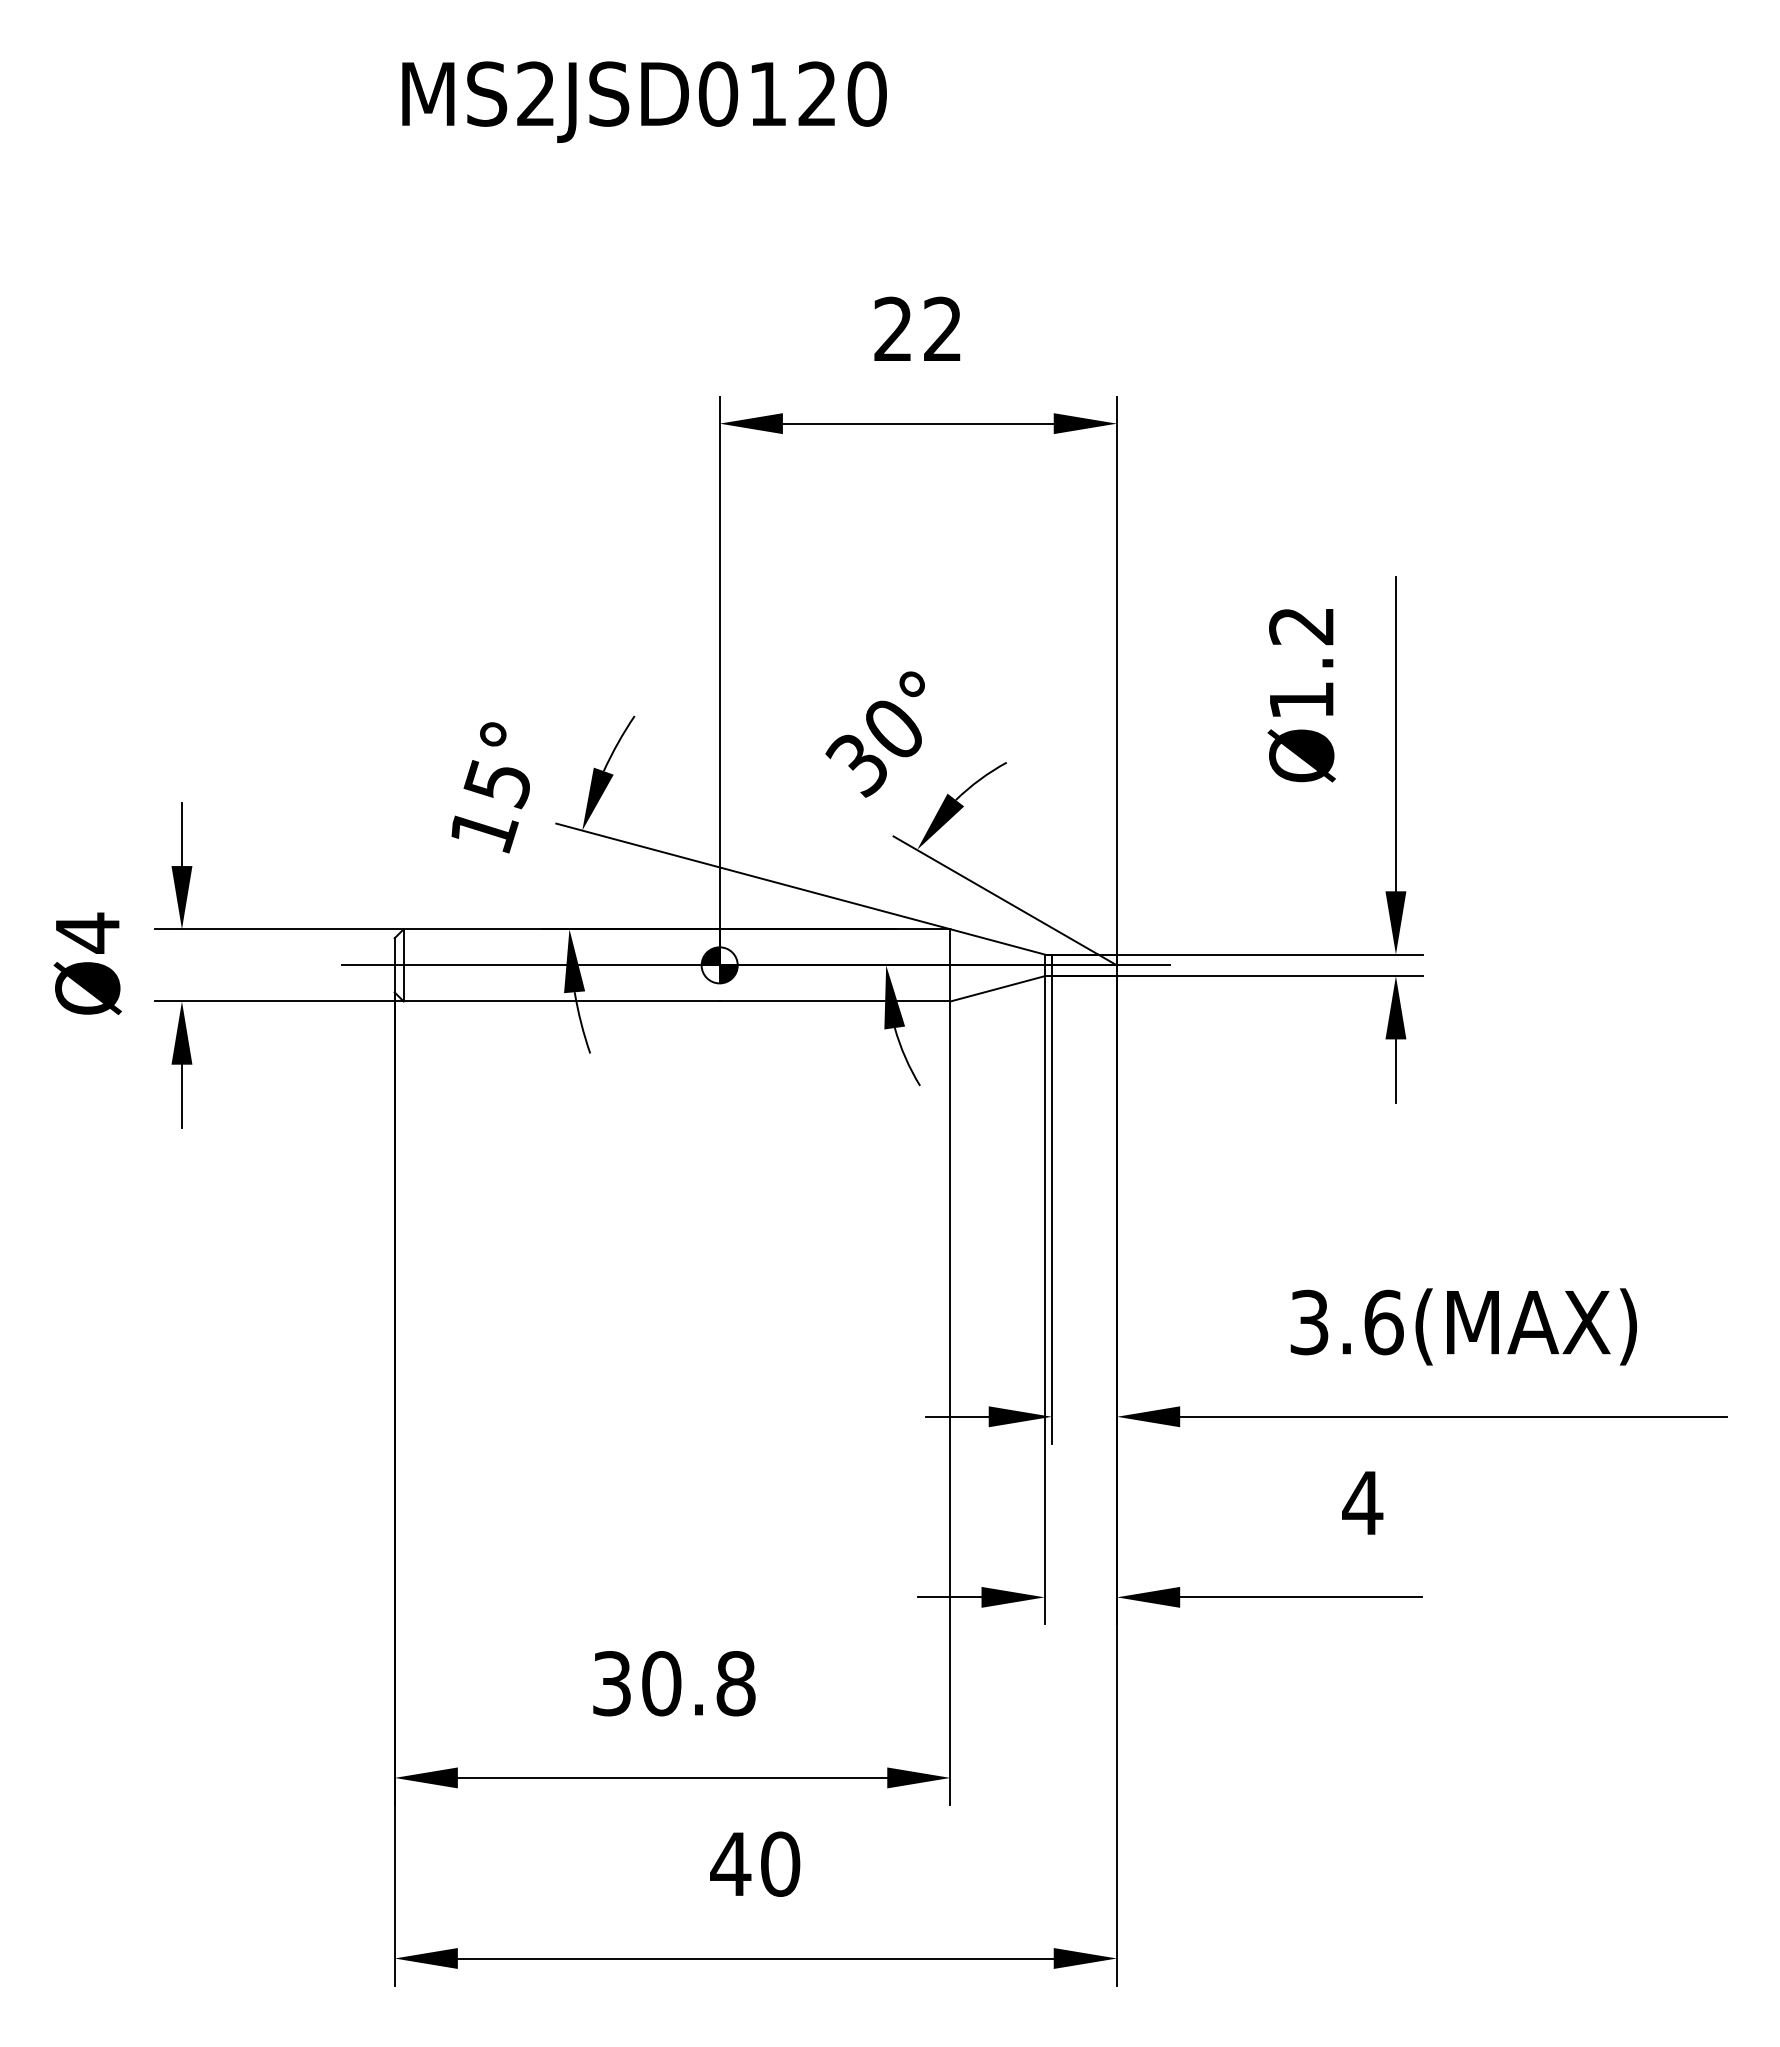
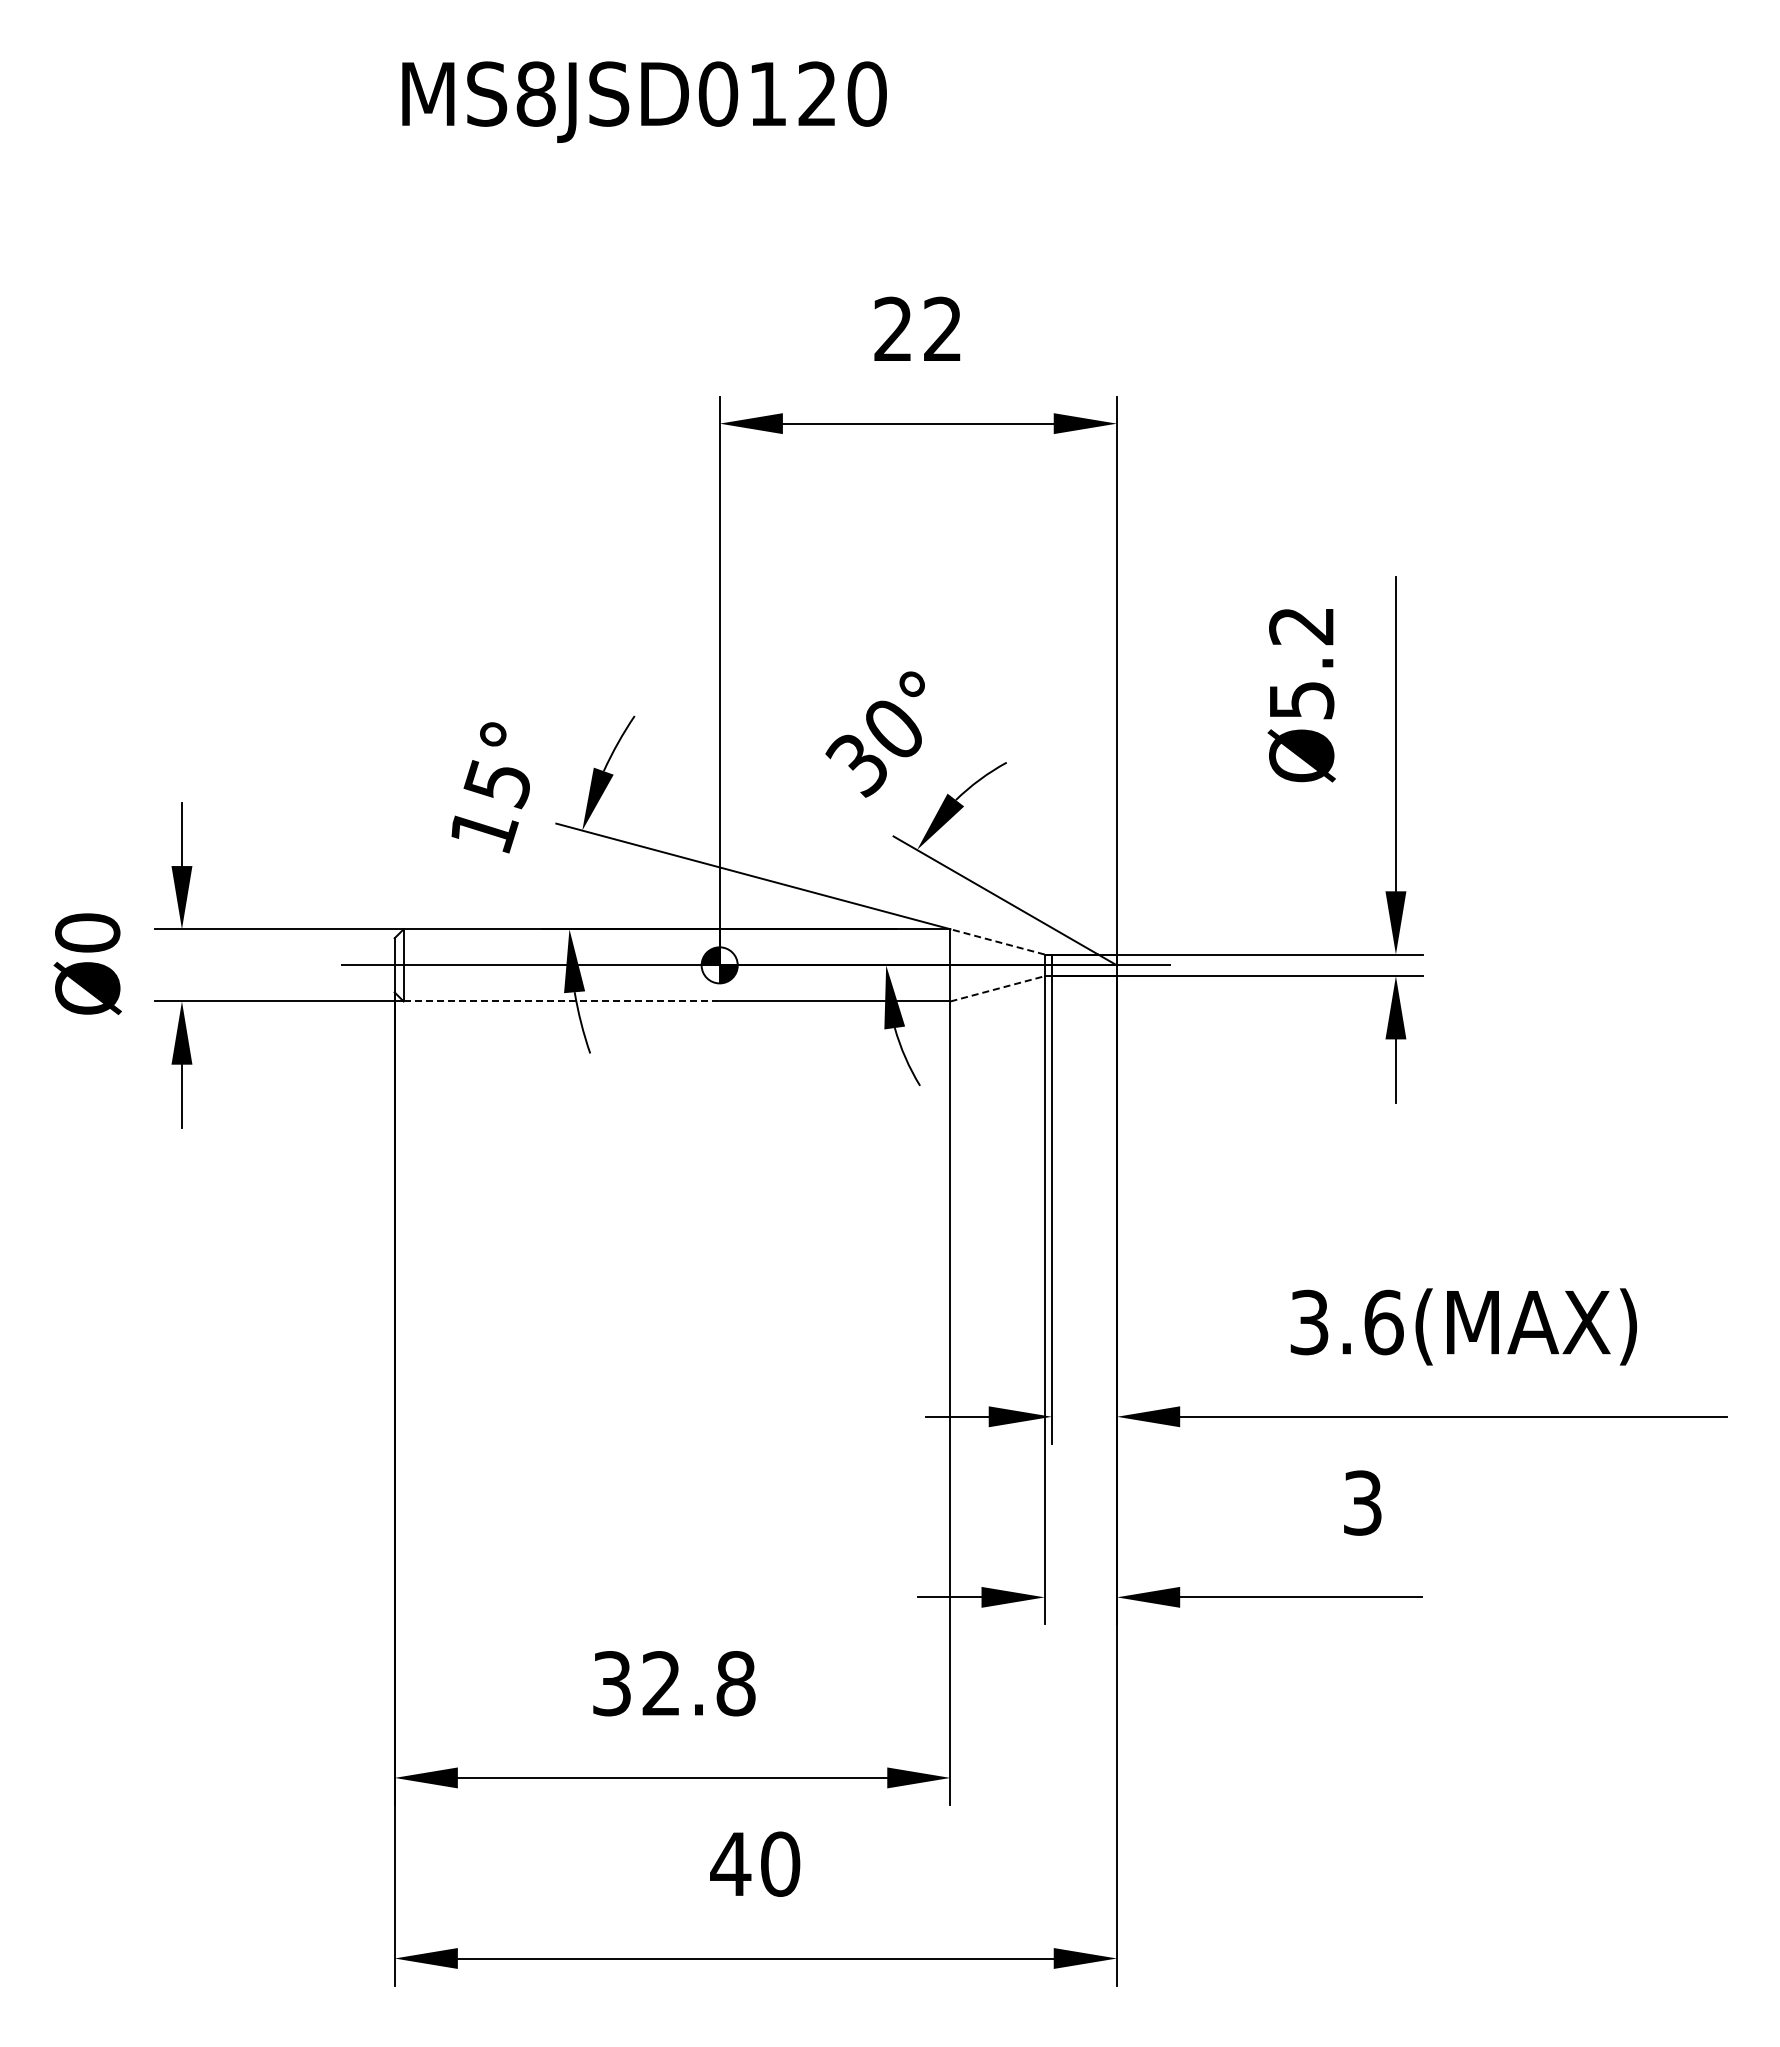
text: MS2JSD0120 -> MS8JSD0120 (535, 93)
text: Ø1.2 -> Ø5.2 (1302, 700)
text: Ø4 -> Ø0 (87, 932)
line: solid -> dashed (997, 941)
line: solid -> dashed (997, 988)
line: solid -> dashed (561, 1001)
text: 4 -> 3 (1362, 1502)
text: 30.8 -> 32.8 (661, 1683)
